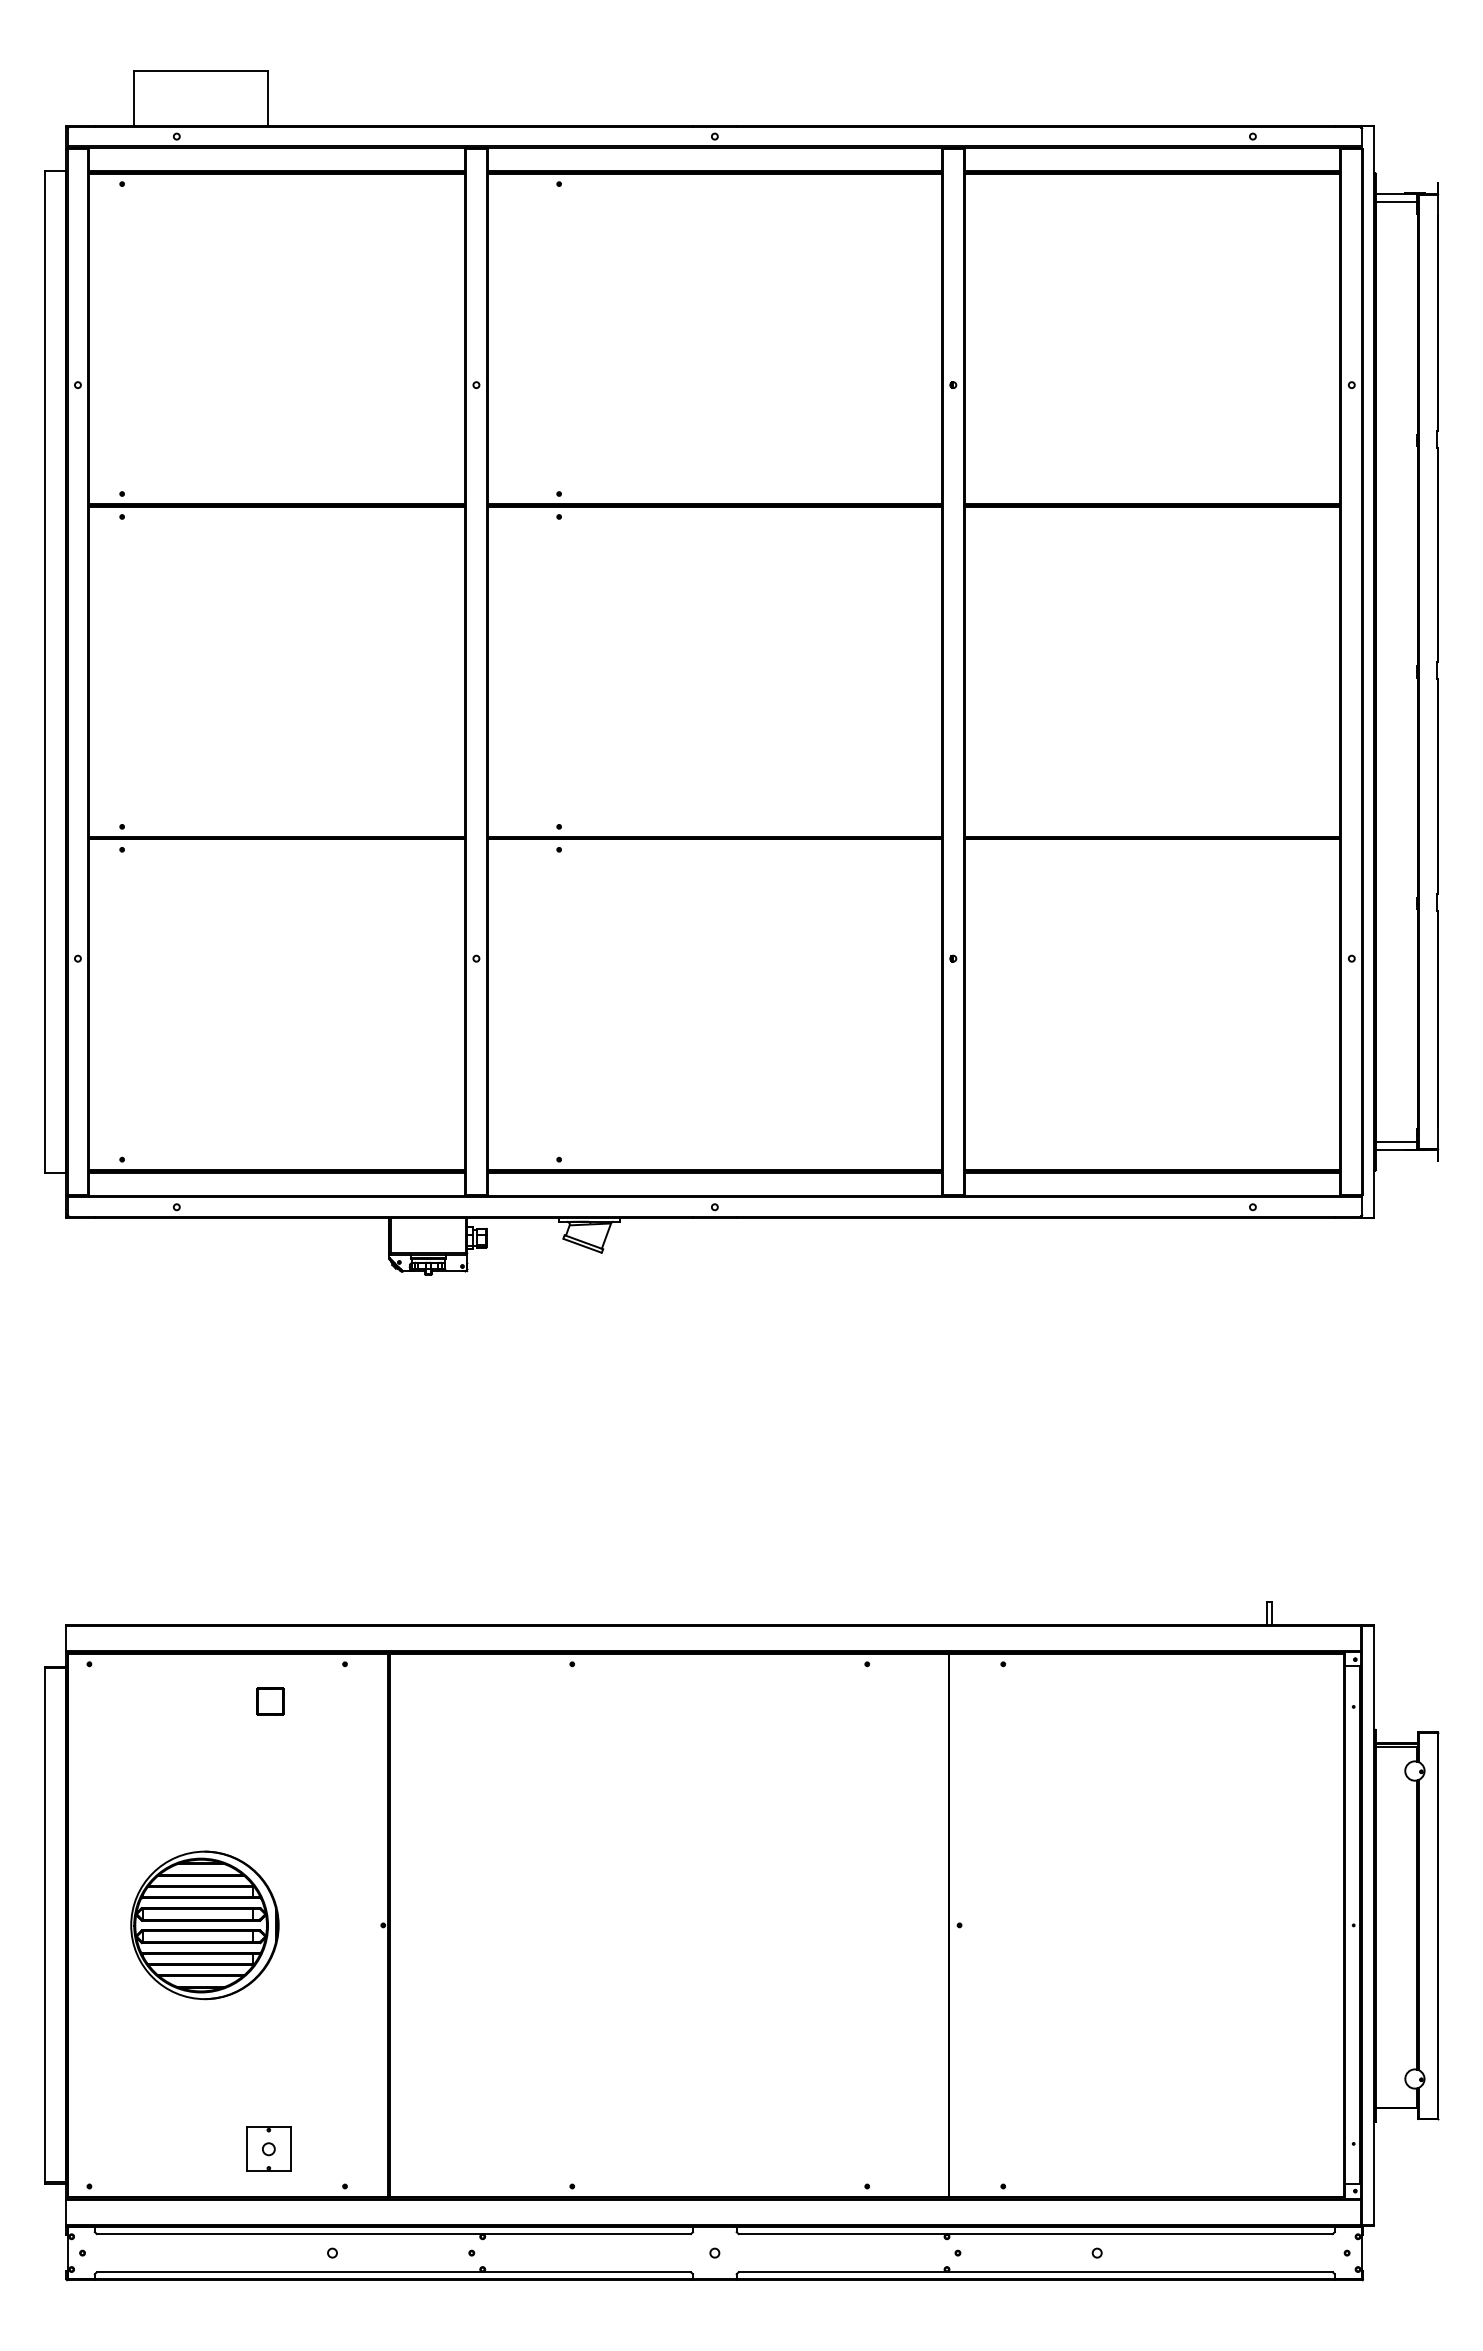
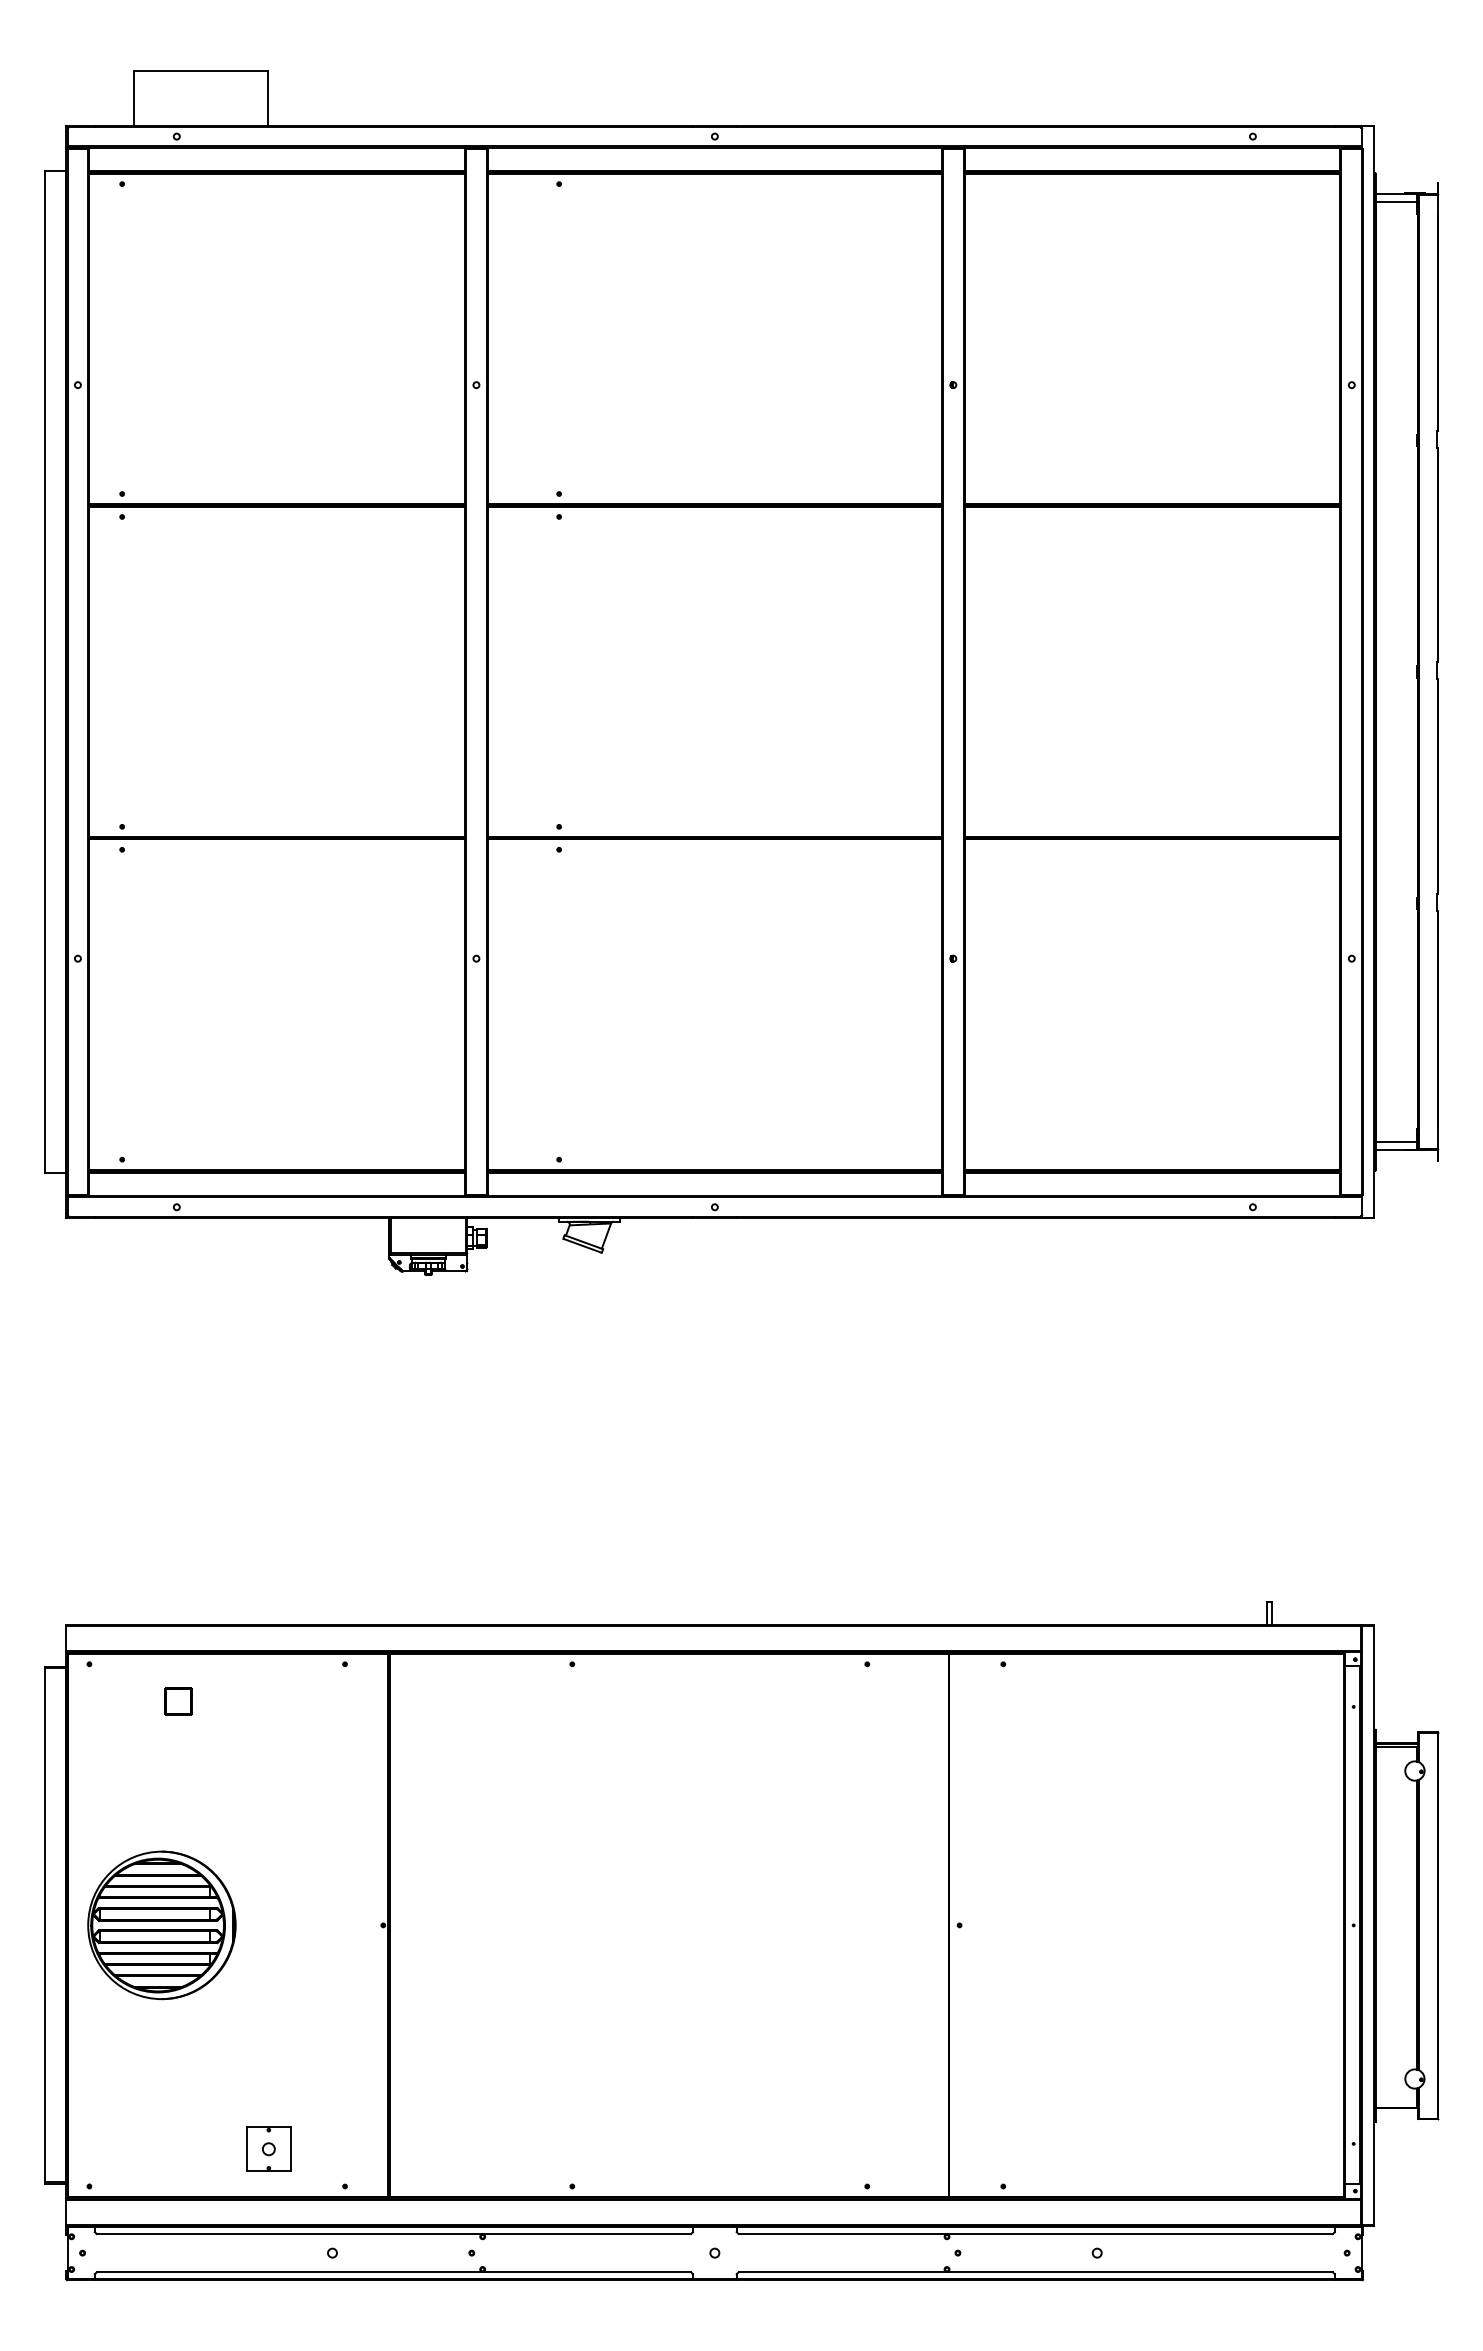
part position: (270, 1701) -> (178, 1701) (178, 1701)
part position: (204, 1925) -> (161, 1925) (161, 1925)
